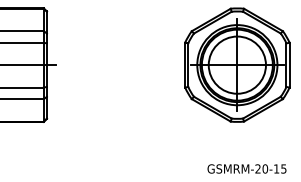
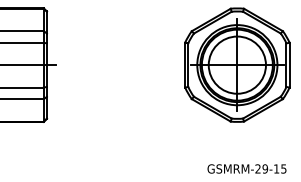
text: GSMRM-20-15 -> GSMRM-29-15 (264, 168)
